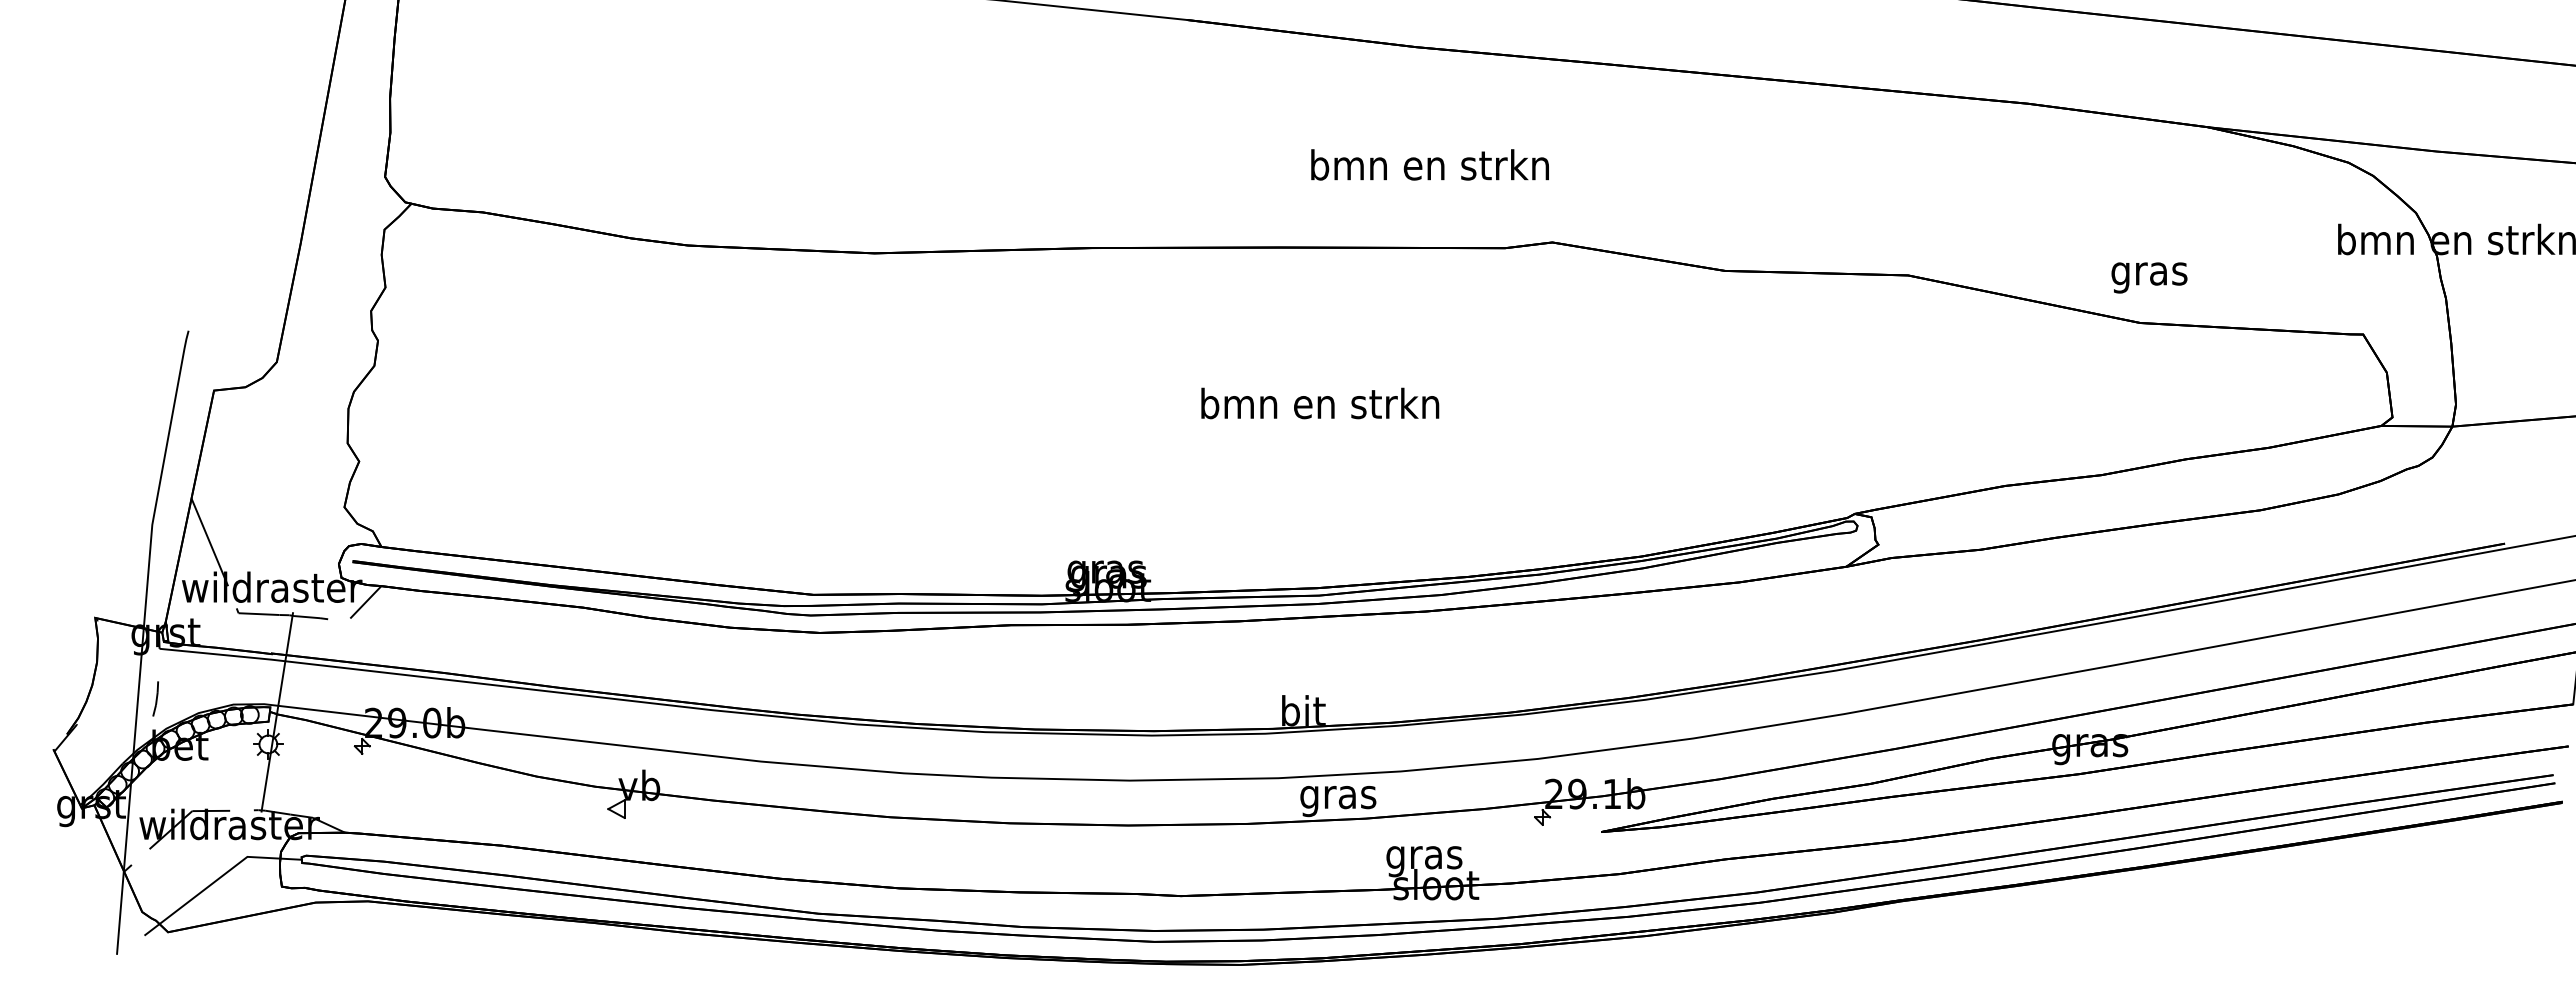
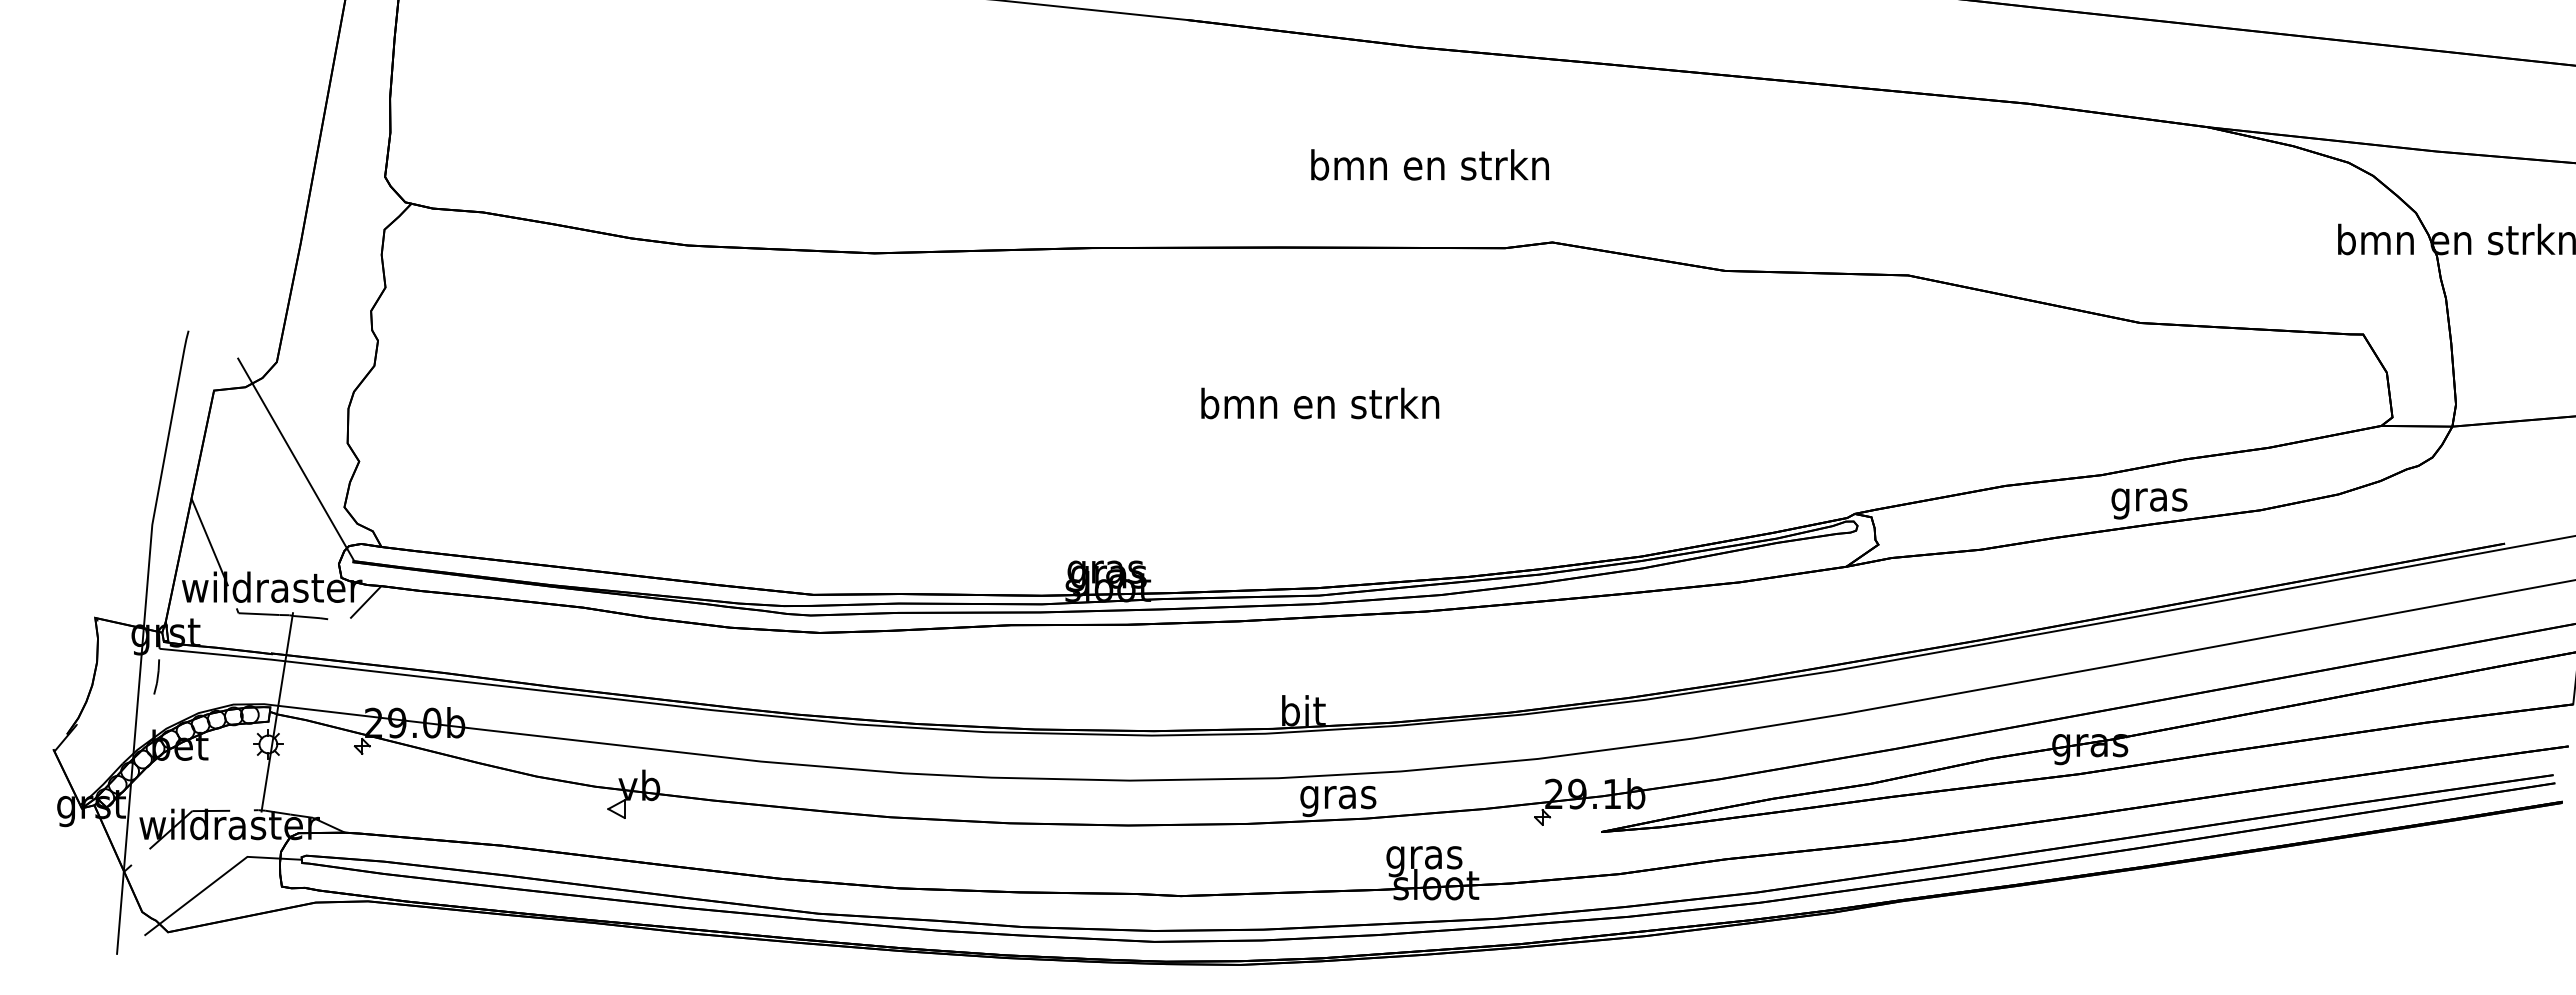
text position: (2149, 277) -> (2149, 503) (2149, 503)
line: none -> present (296, 460)
curve position: (156, 698) -> (157, 676) (157, 676)
